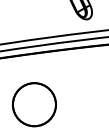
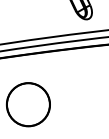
circle position: (34, 104) -> (28, 104) (28, 104)
